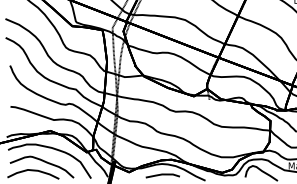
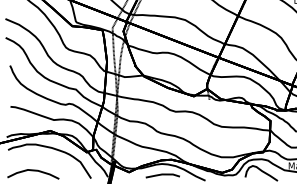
curve: present -> none (41, 161)
